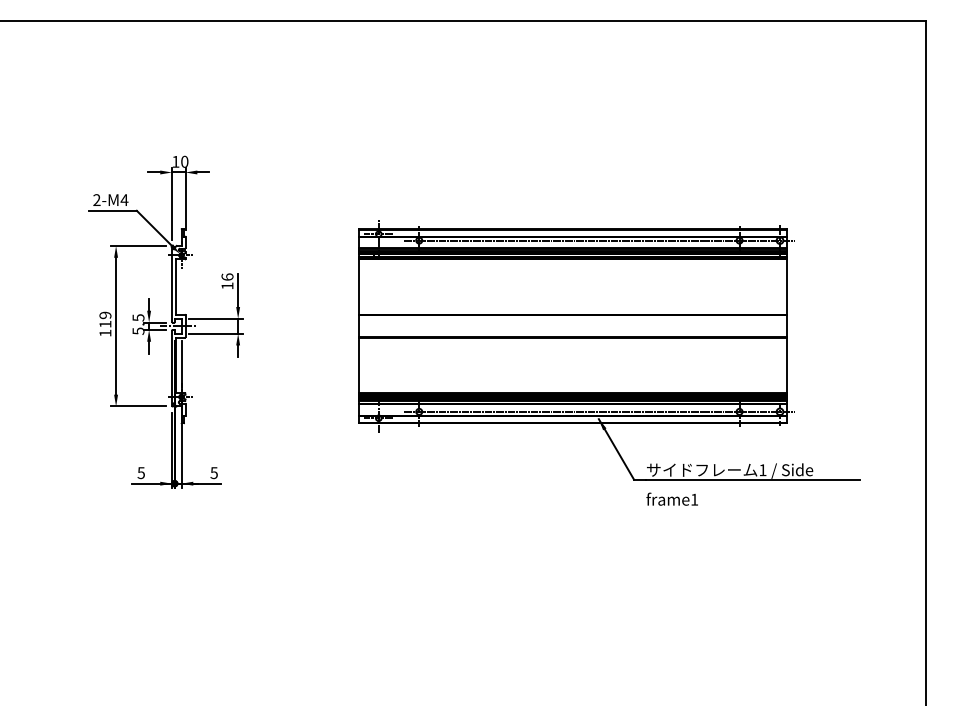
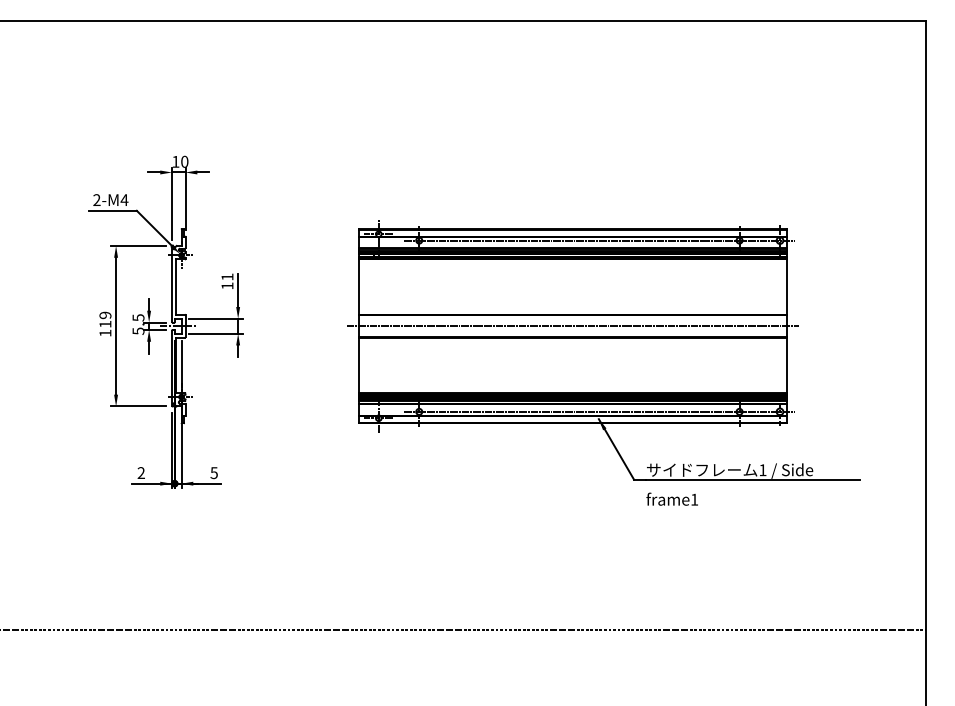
text: 16 -> 11 (227, 276)
line: none -> present (572, 326)
text: 5 -> 2 (140, 473)
line: none -> present (464, 630)
